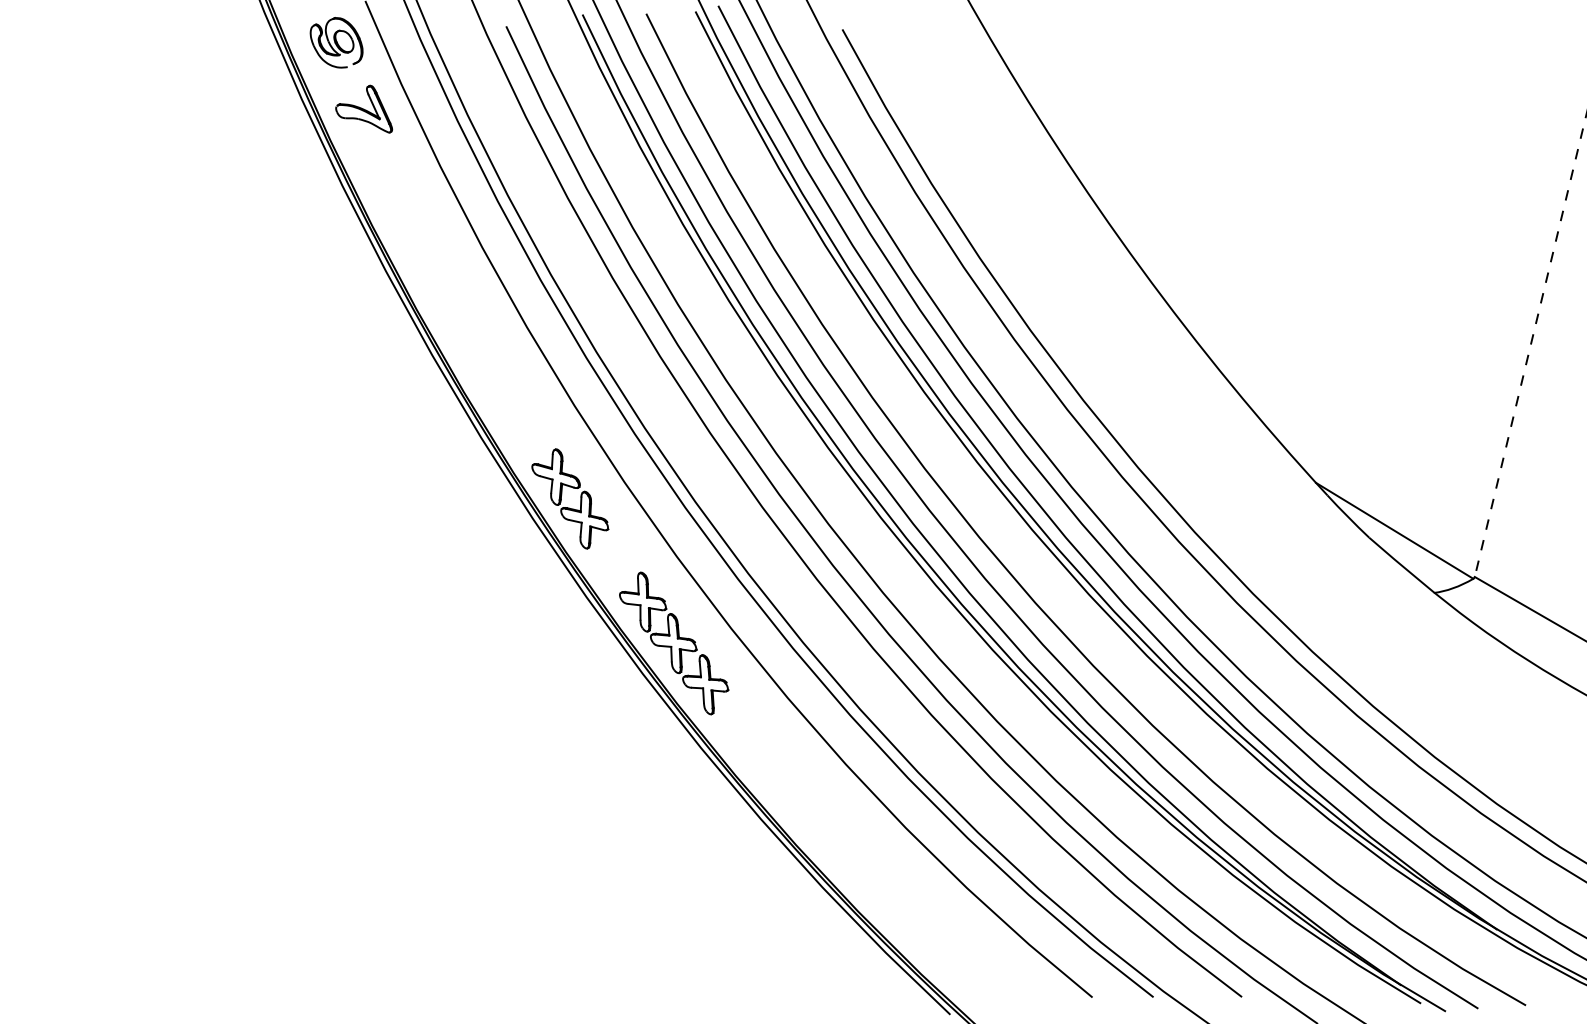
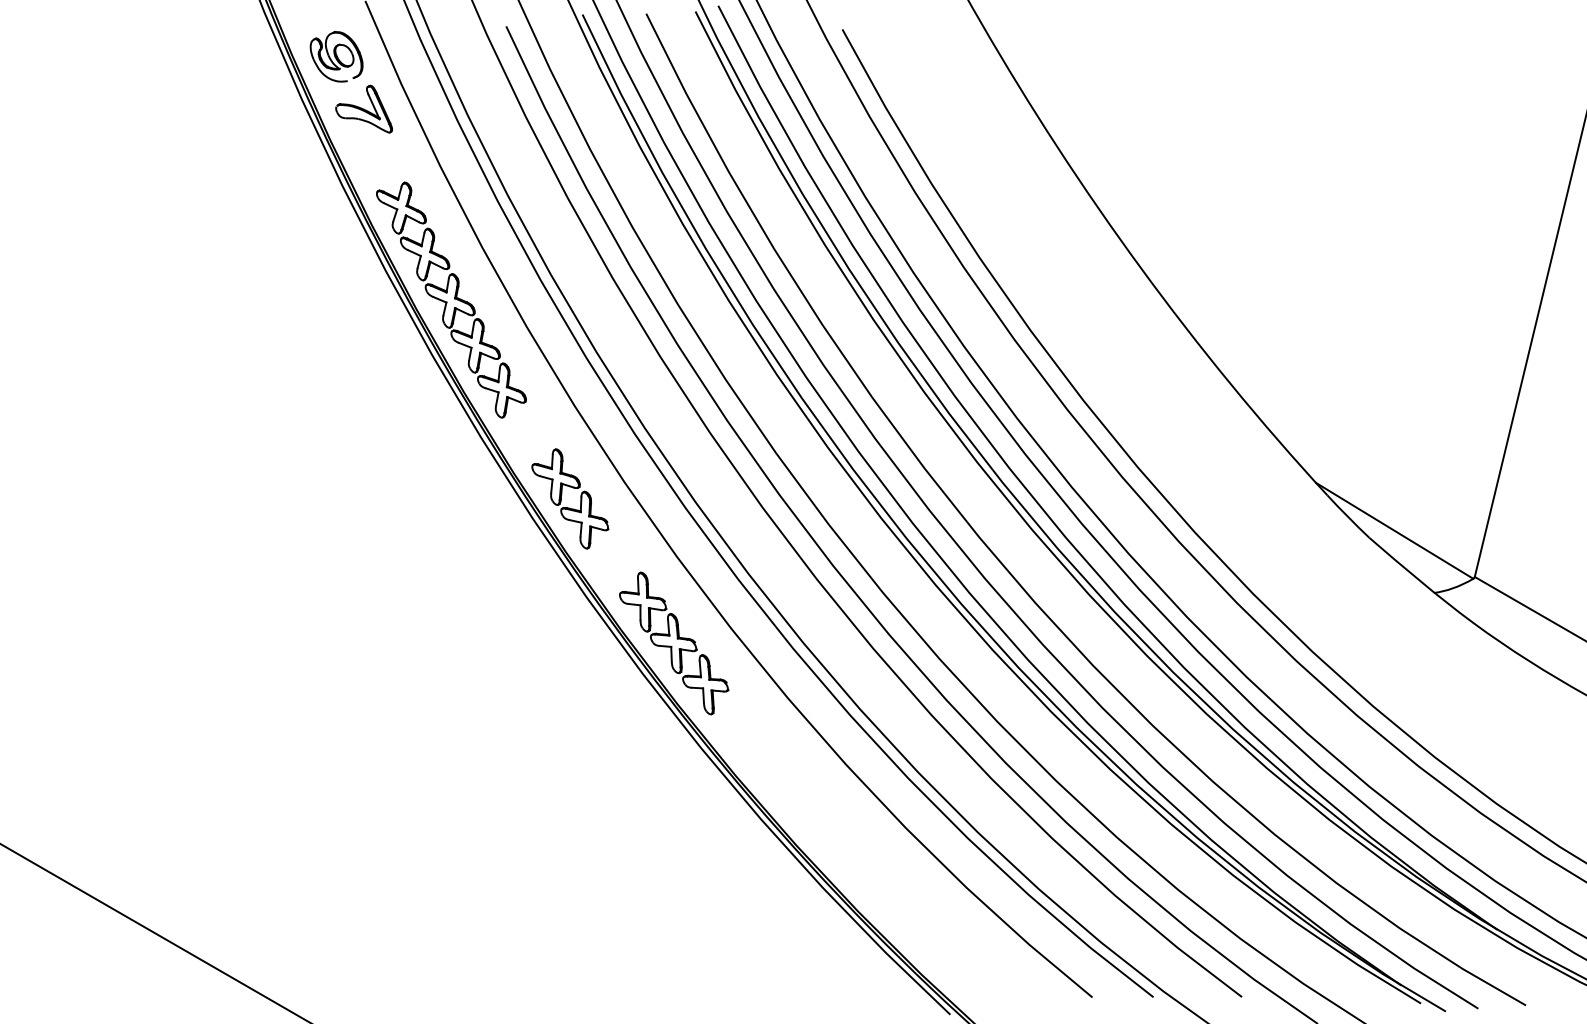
part position: (336, 42) -> (336, 56) (336, 56)
part: none -> present (451, 299)
line: dashed -> solid (1530, 344)
line: none -> present (154, 932)
